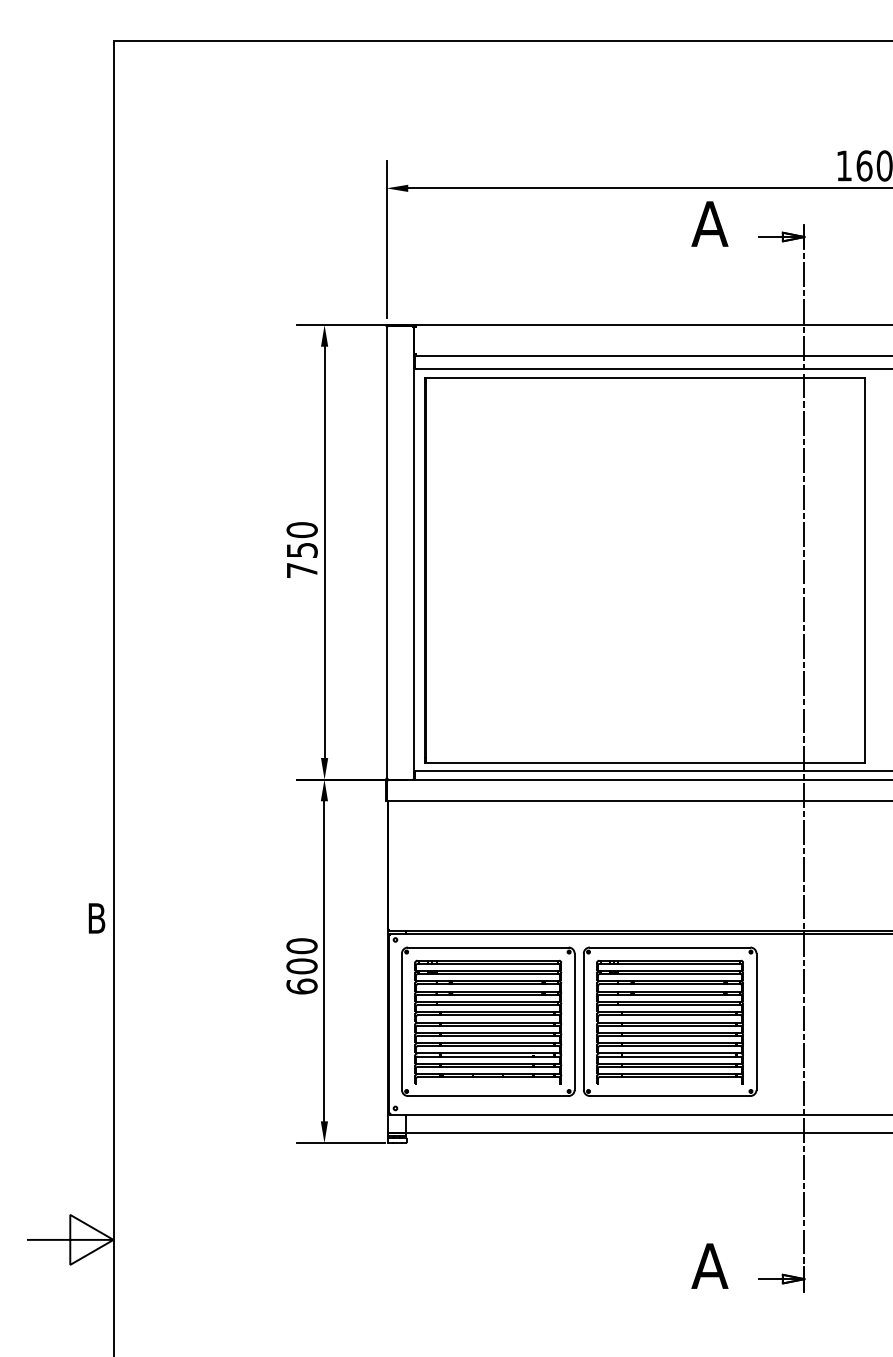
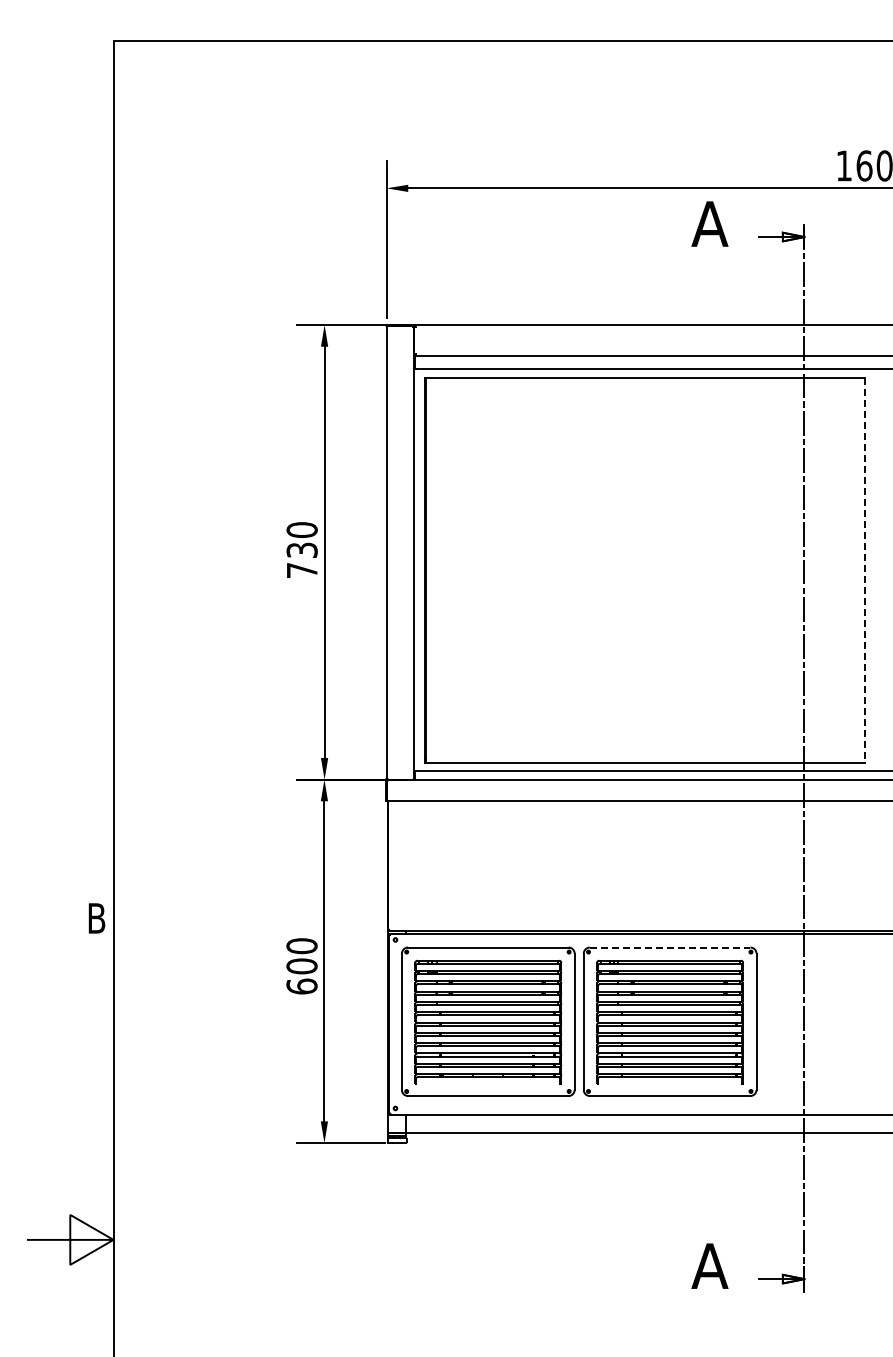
text: 750 -> 730 (301, 549)
line: solid -> dashed (864, 570)
line: solid -> dashed (670, 947)
